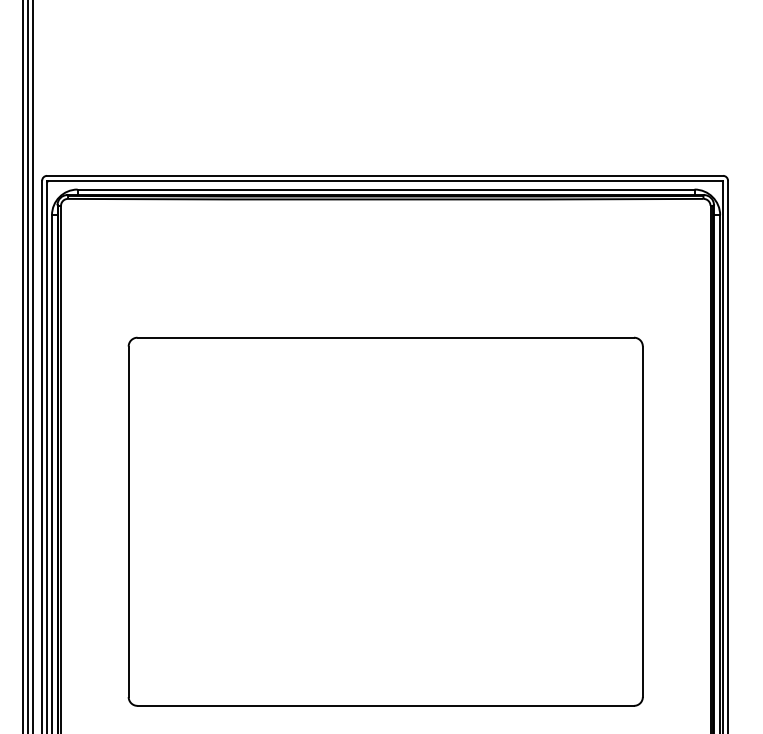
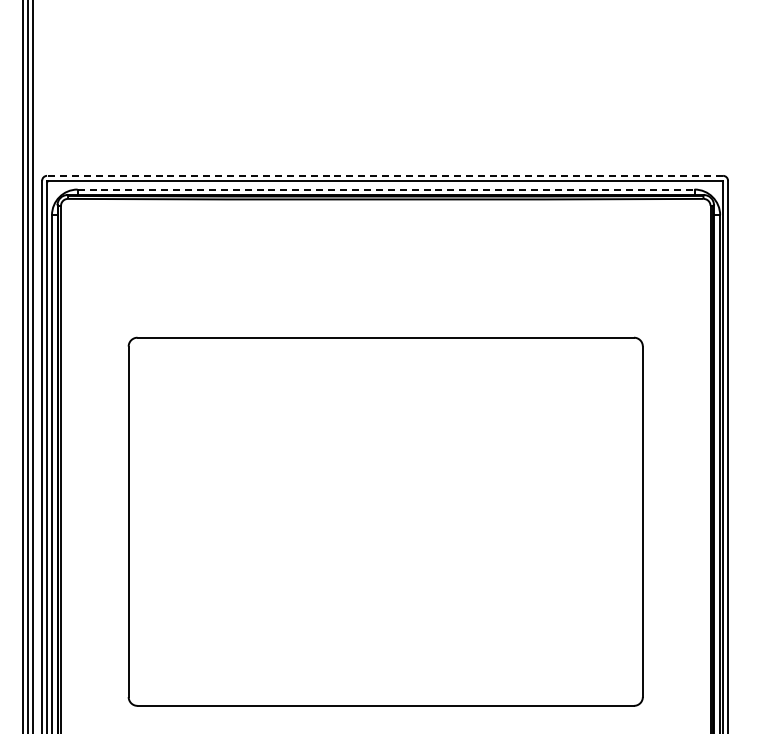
line: solid -> dashed (384, 175)
line: solid -> dashed (386, 189)
